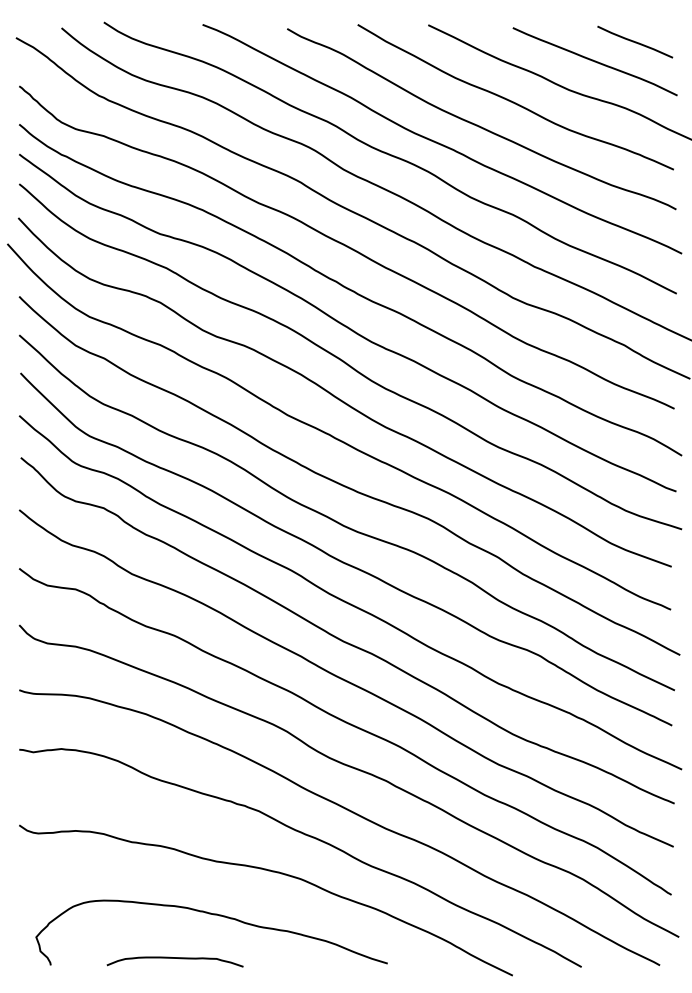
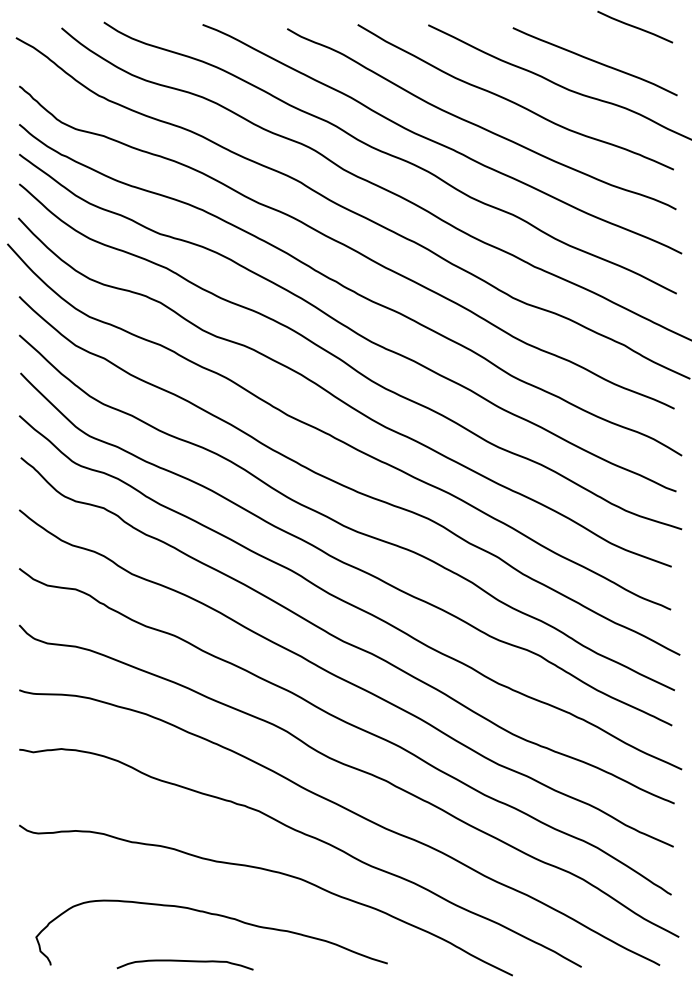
line position: (635, 41) -> (635, 26) (635, 26)
curve position: (174, 958) -> (184, 961) (184, 961)
